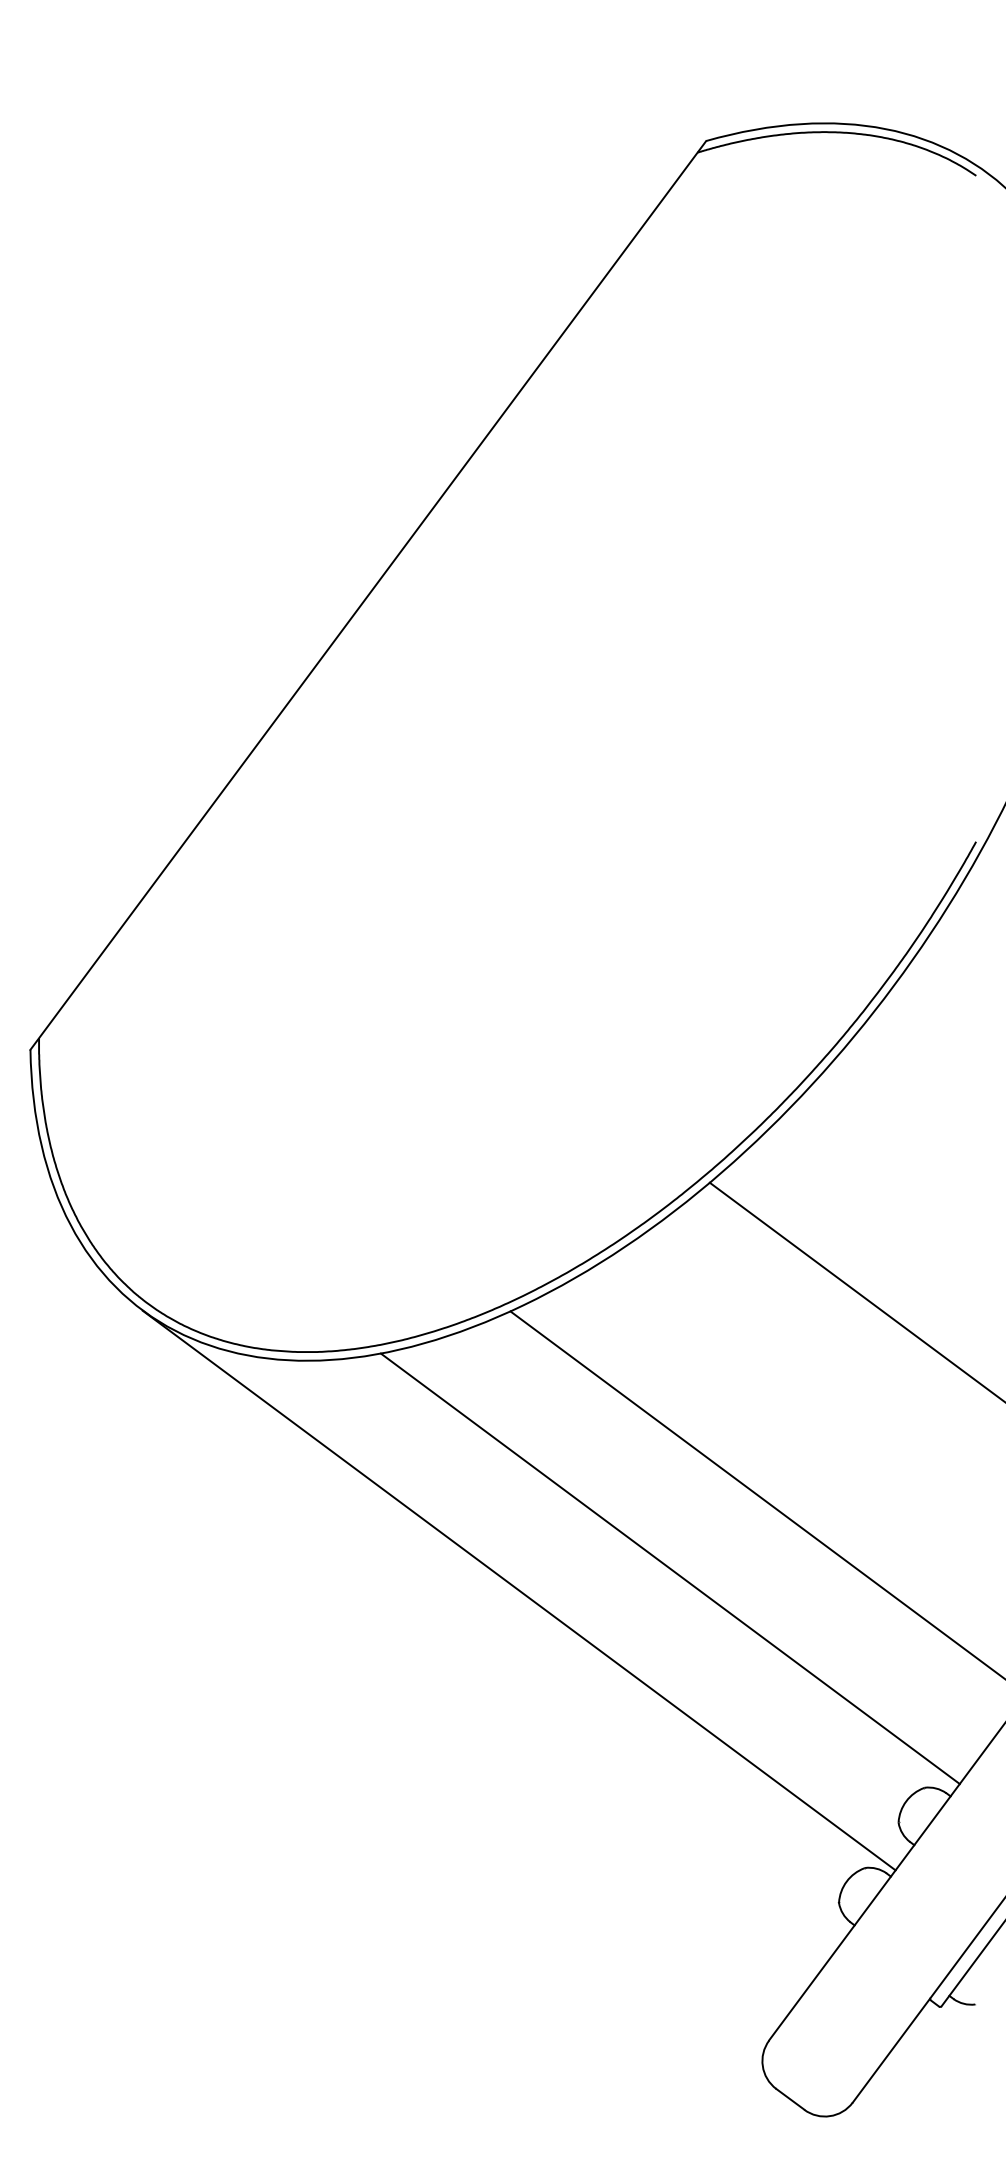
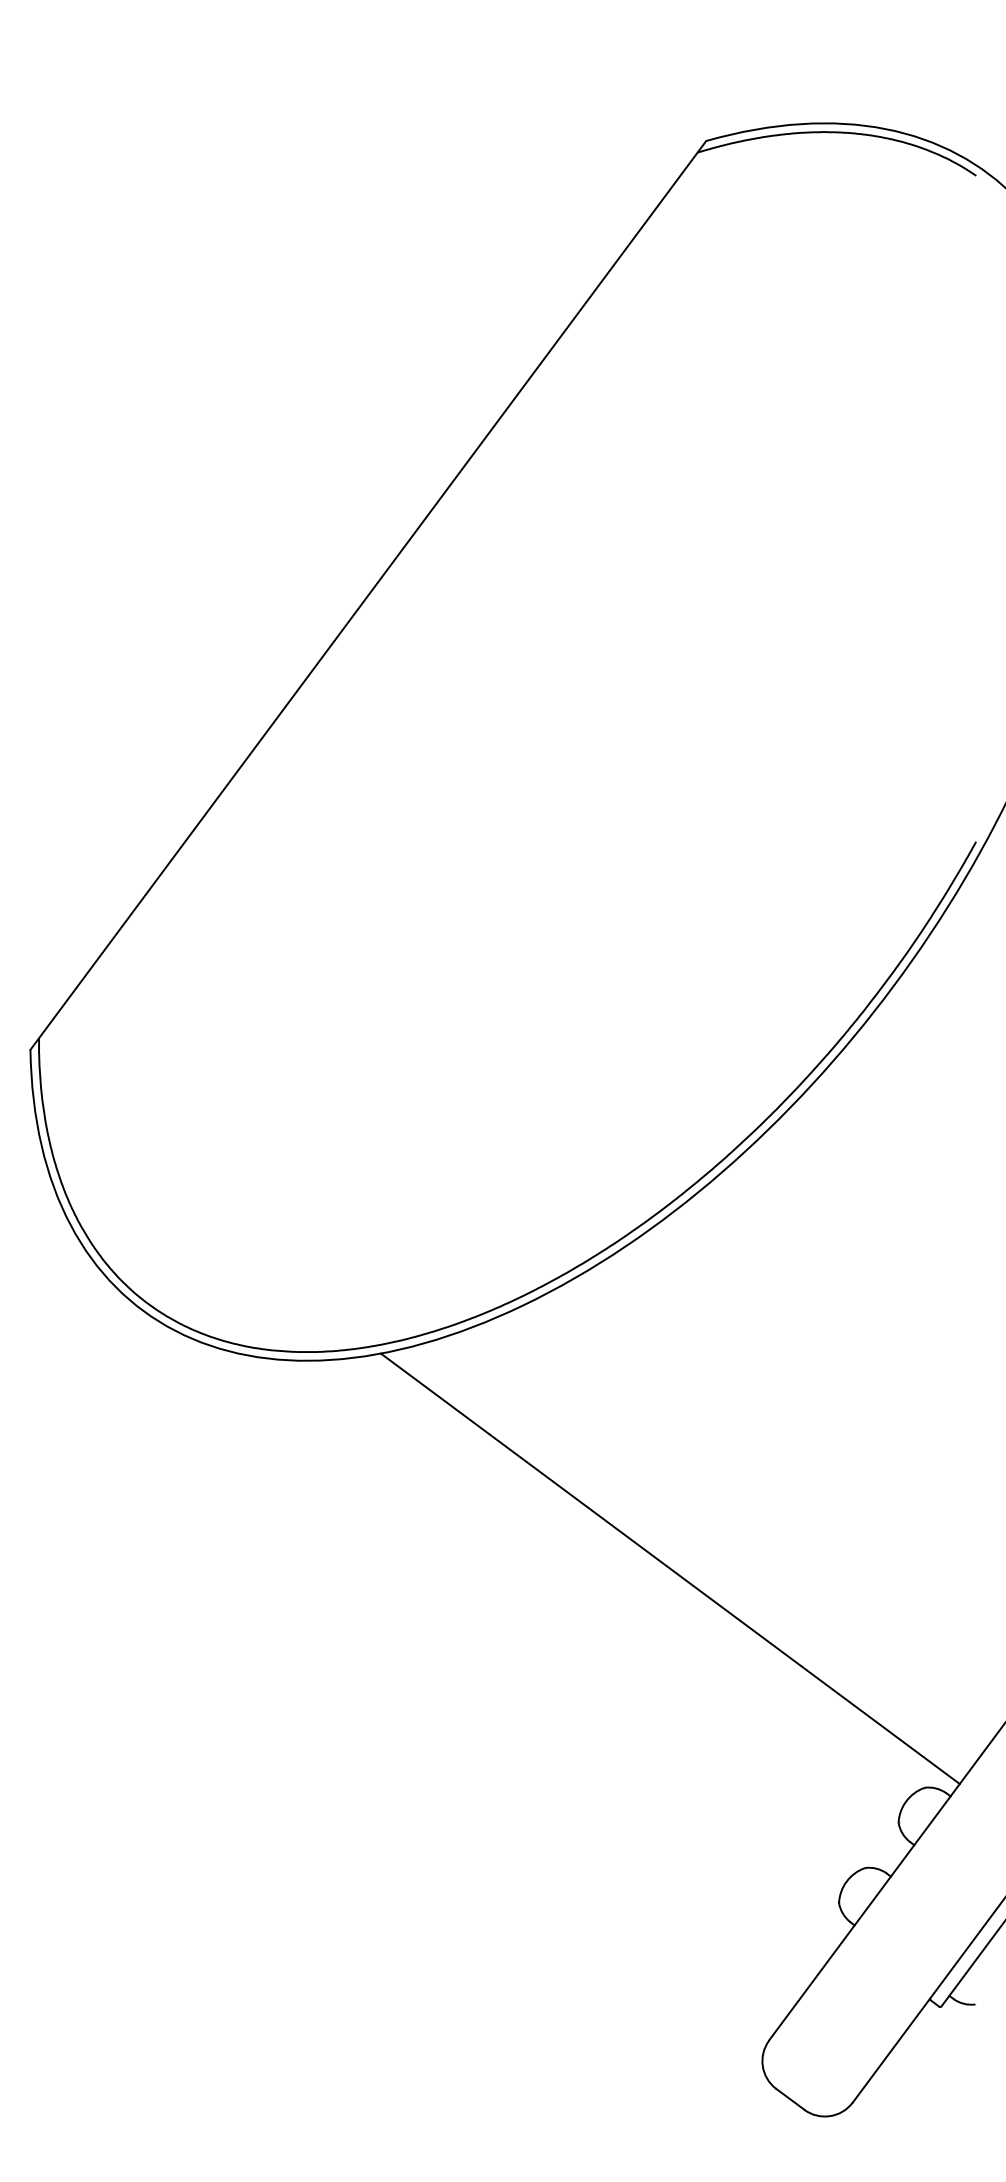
line: present -> none (855, 1291)
line: present -> none (756, 1494)
line: present -> none (518, 1590)
